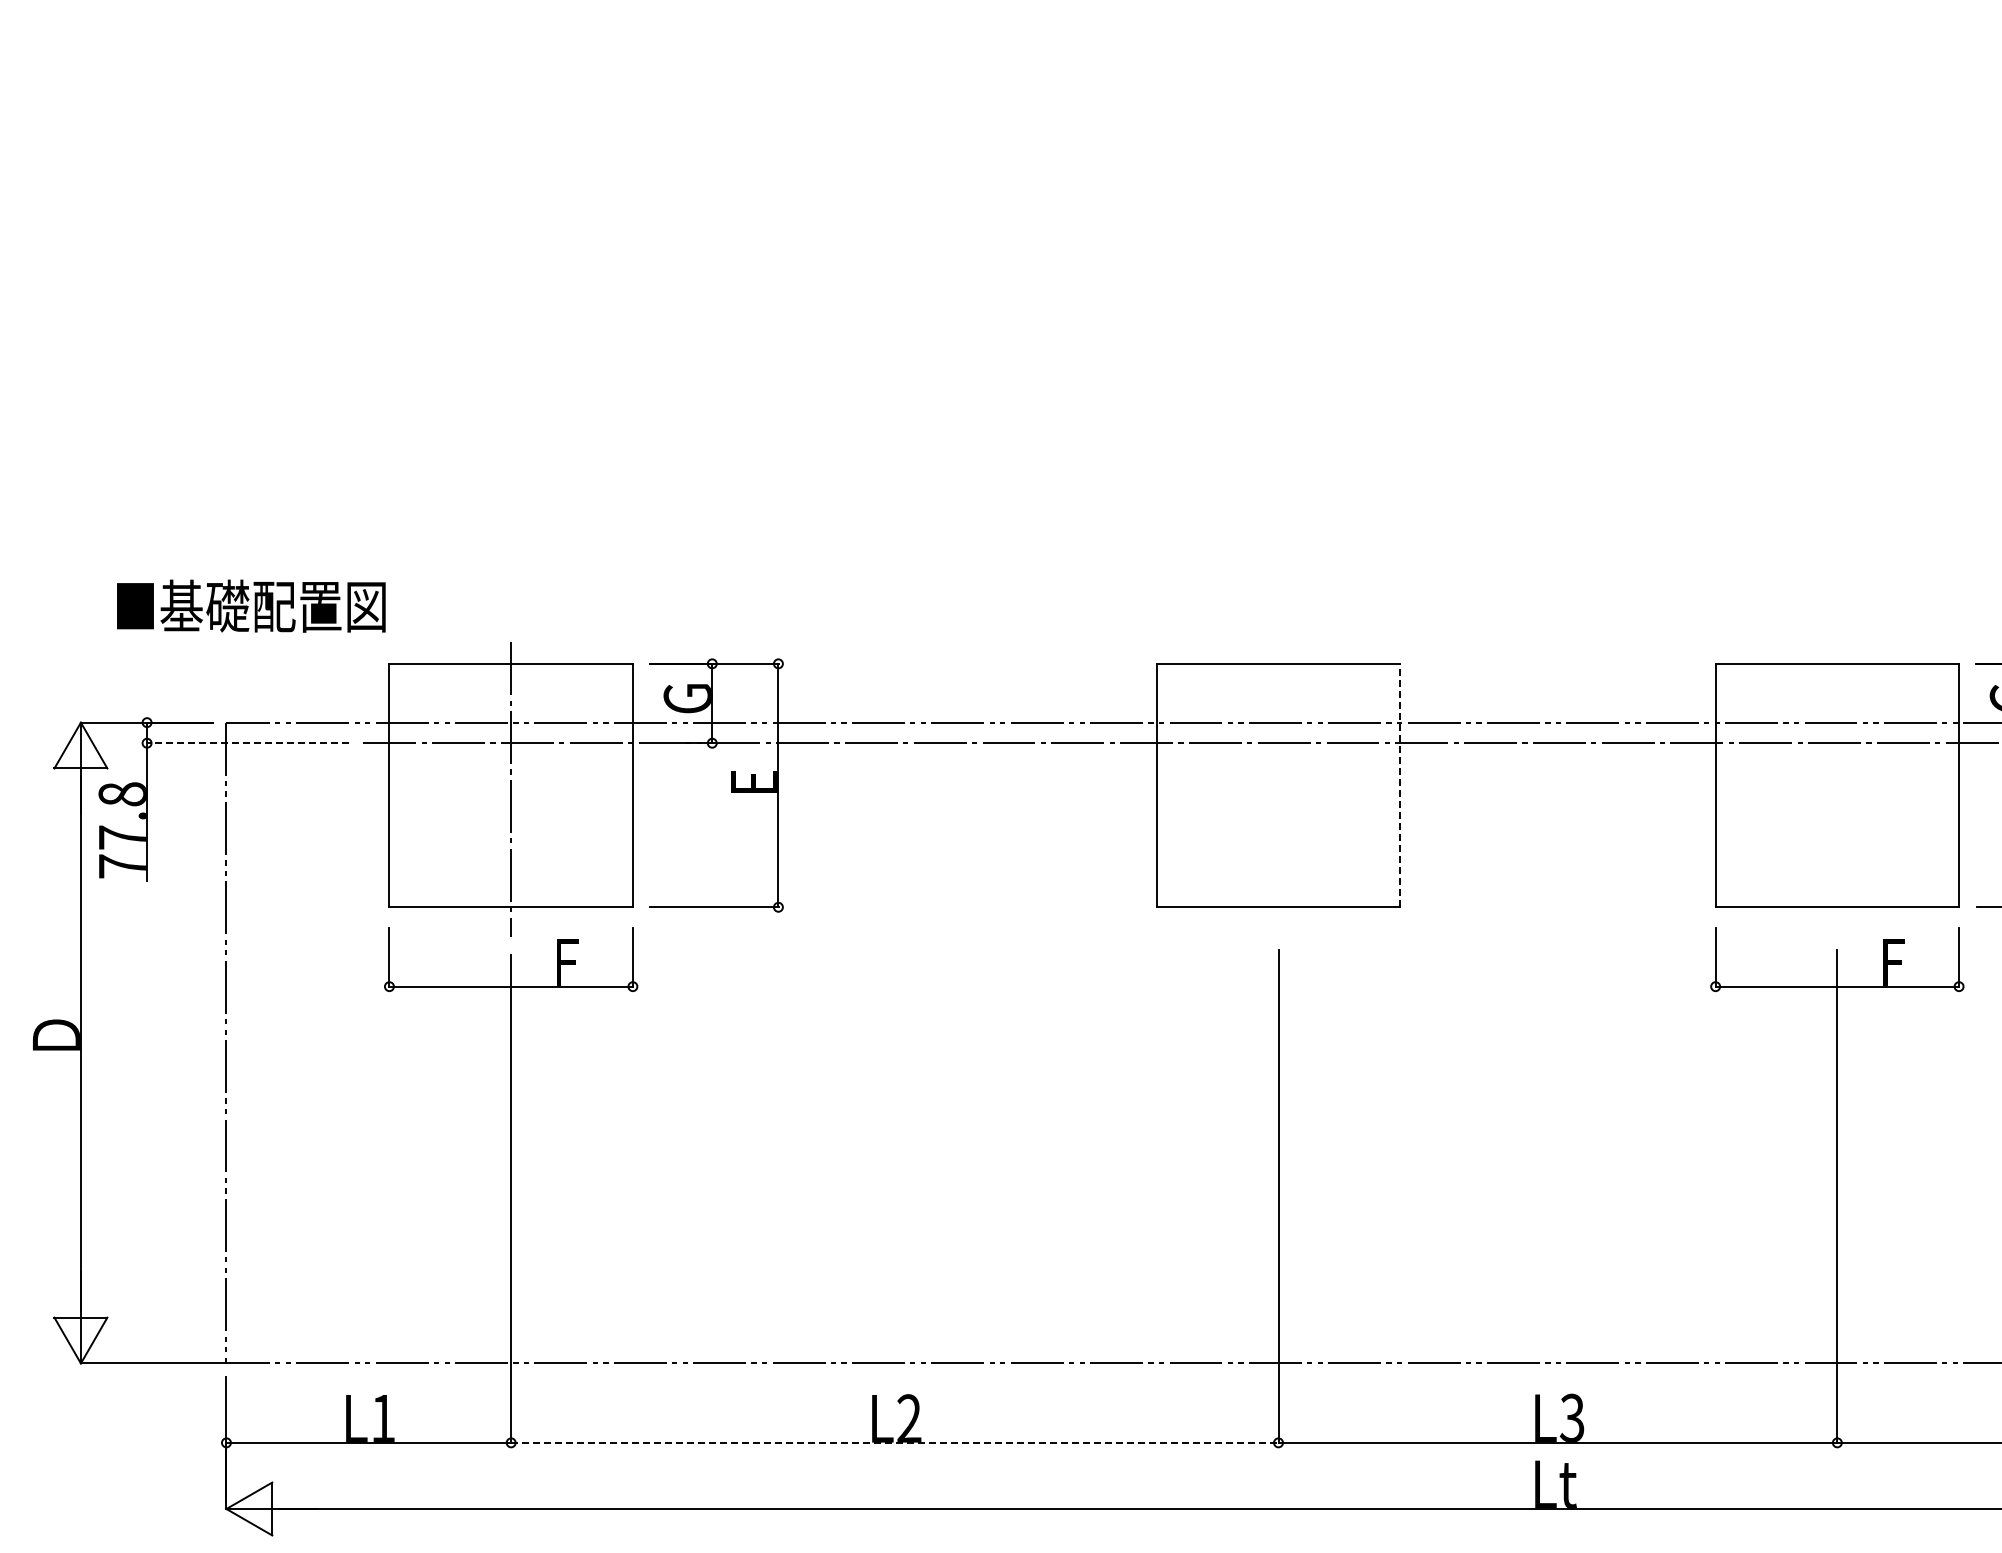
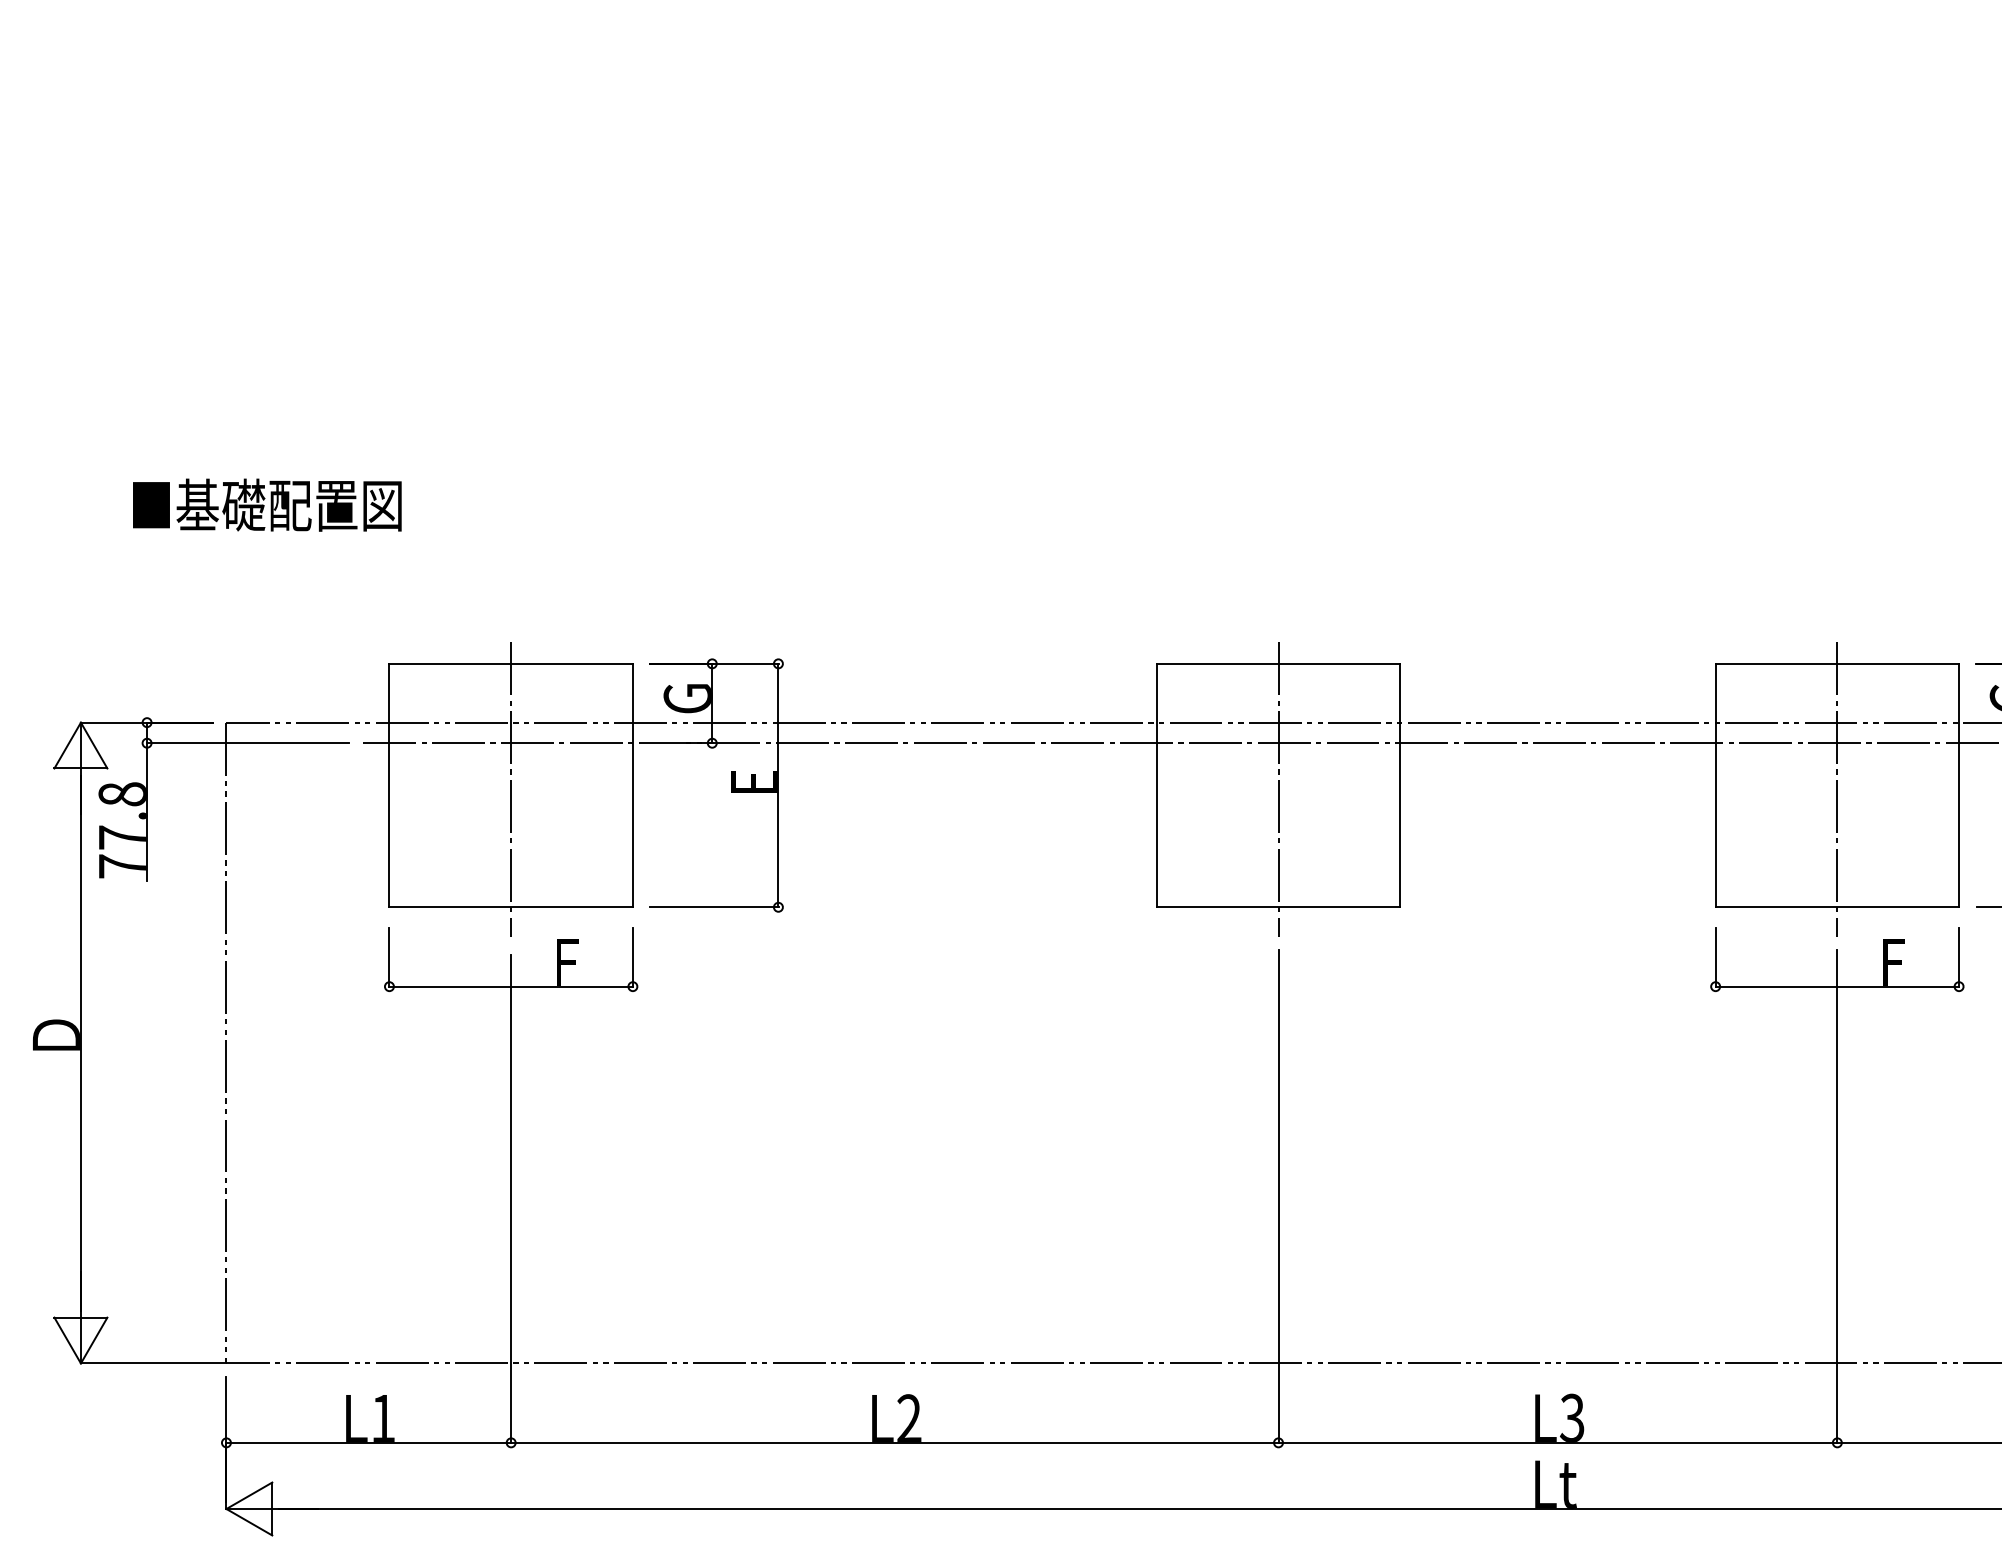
text position: (251, 605) -> (267, 504) (267, 504)
line: dashed -> solid (247, 743)
line: dashed -> solid (1400, 785)
line: none -> present (1278, 789)
line: none -> present (1837, 789)
line: dashed -> solid (894, 1442)
